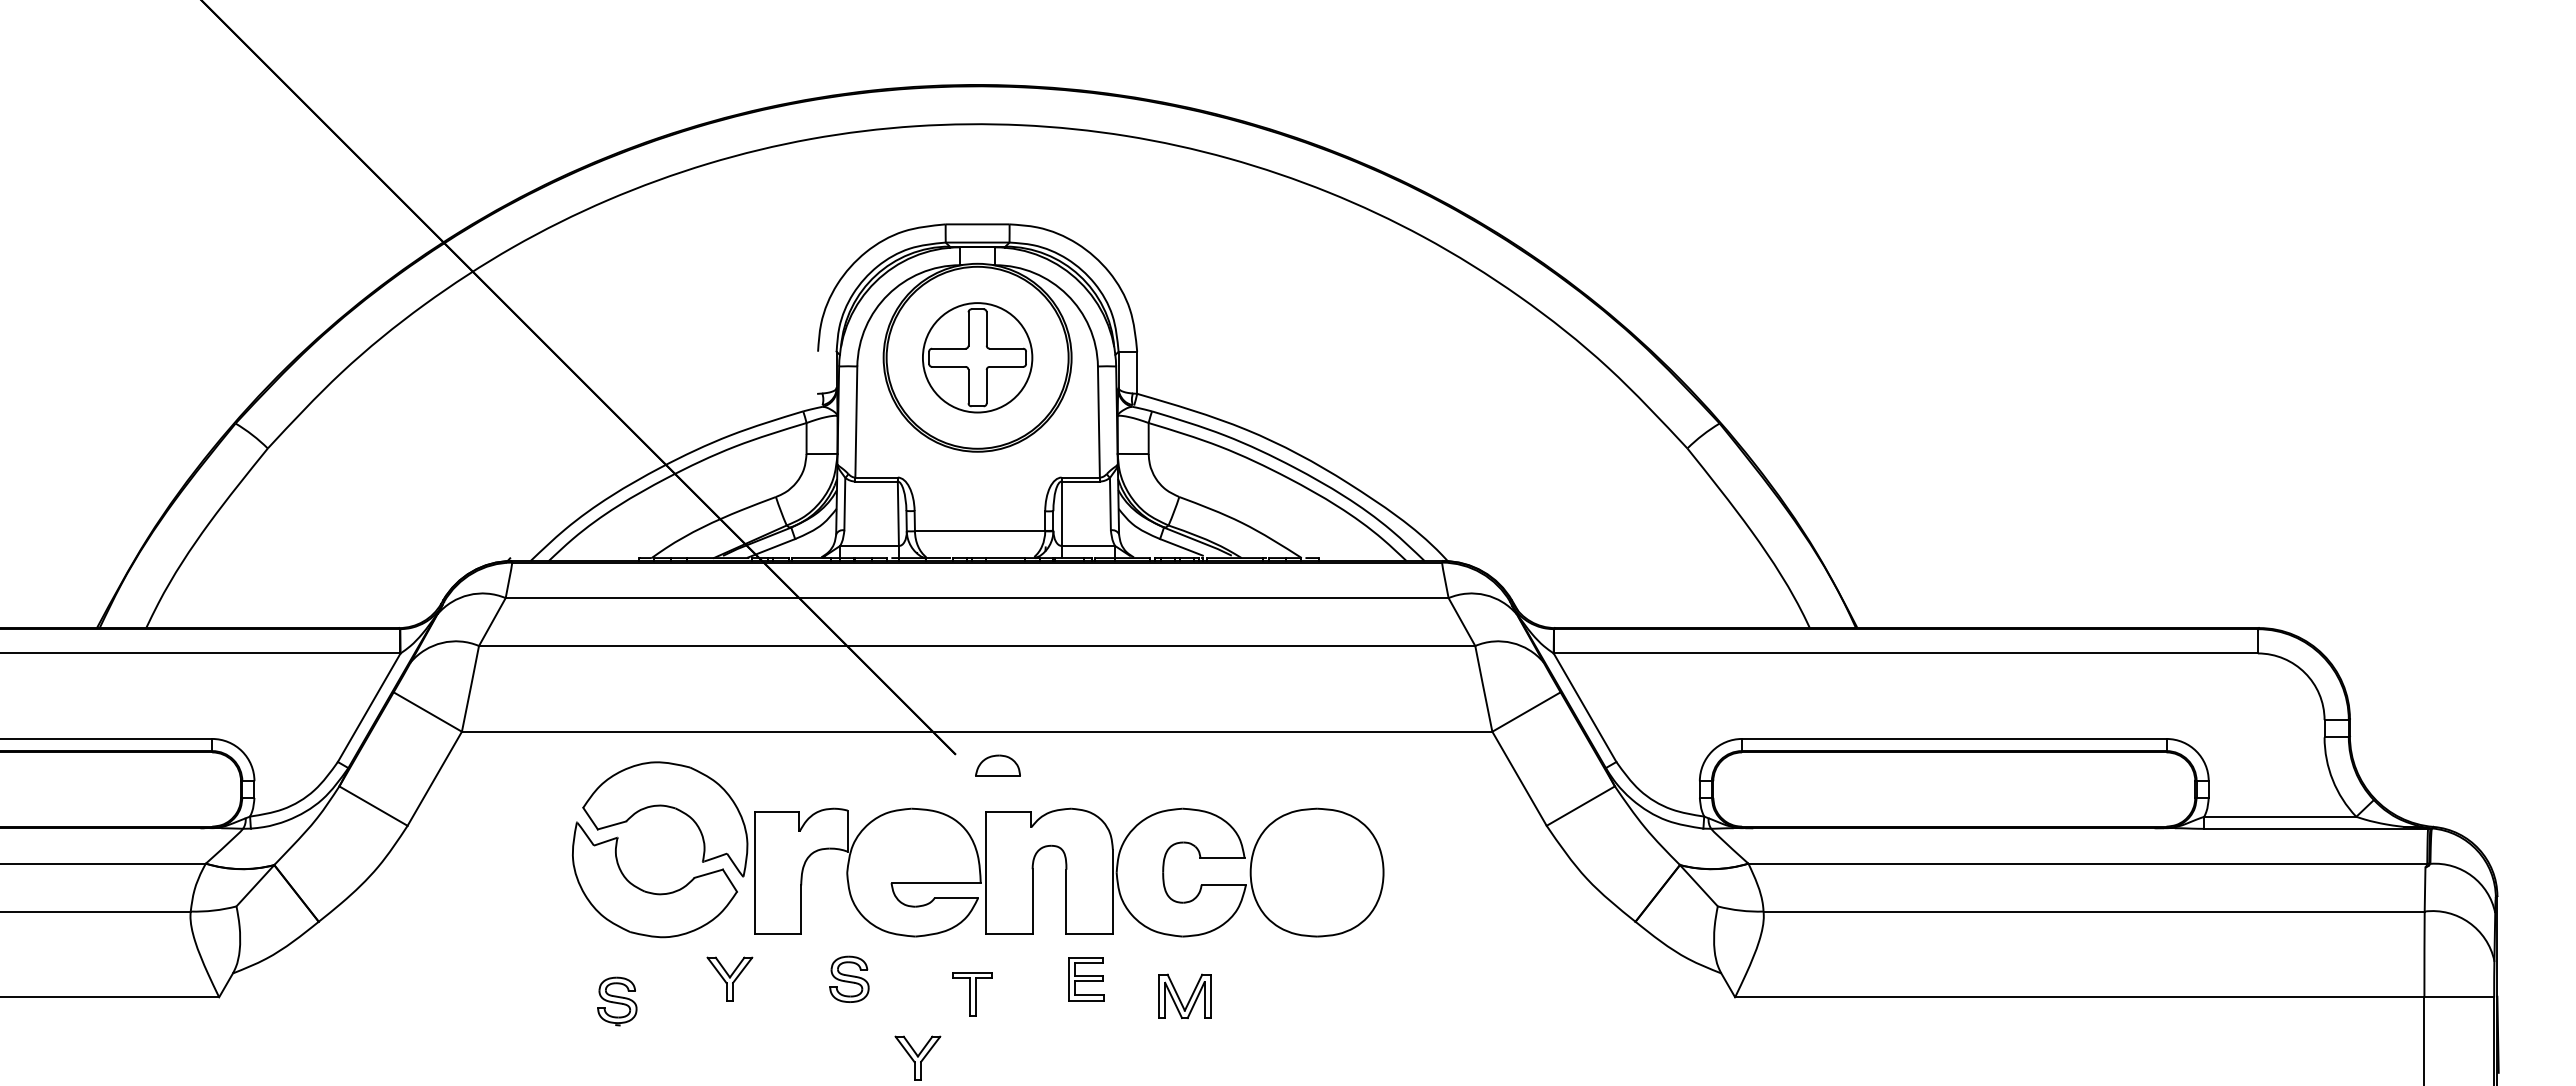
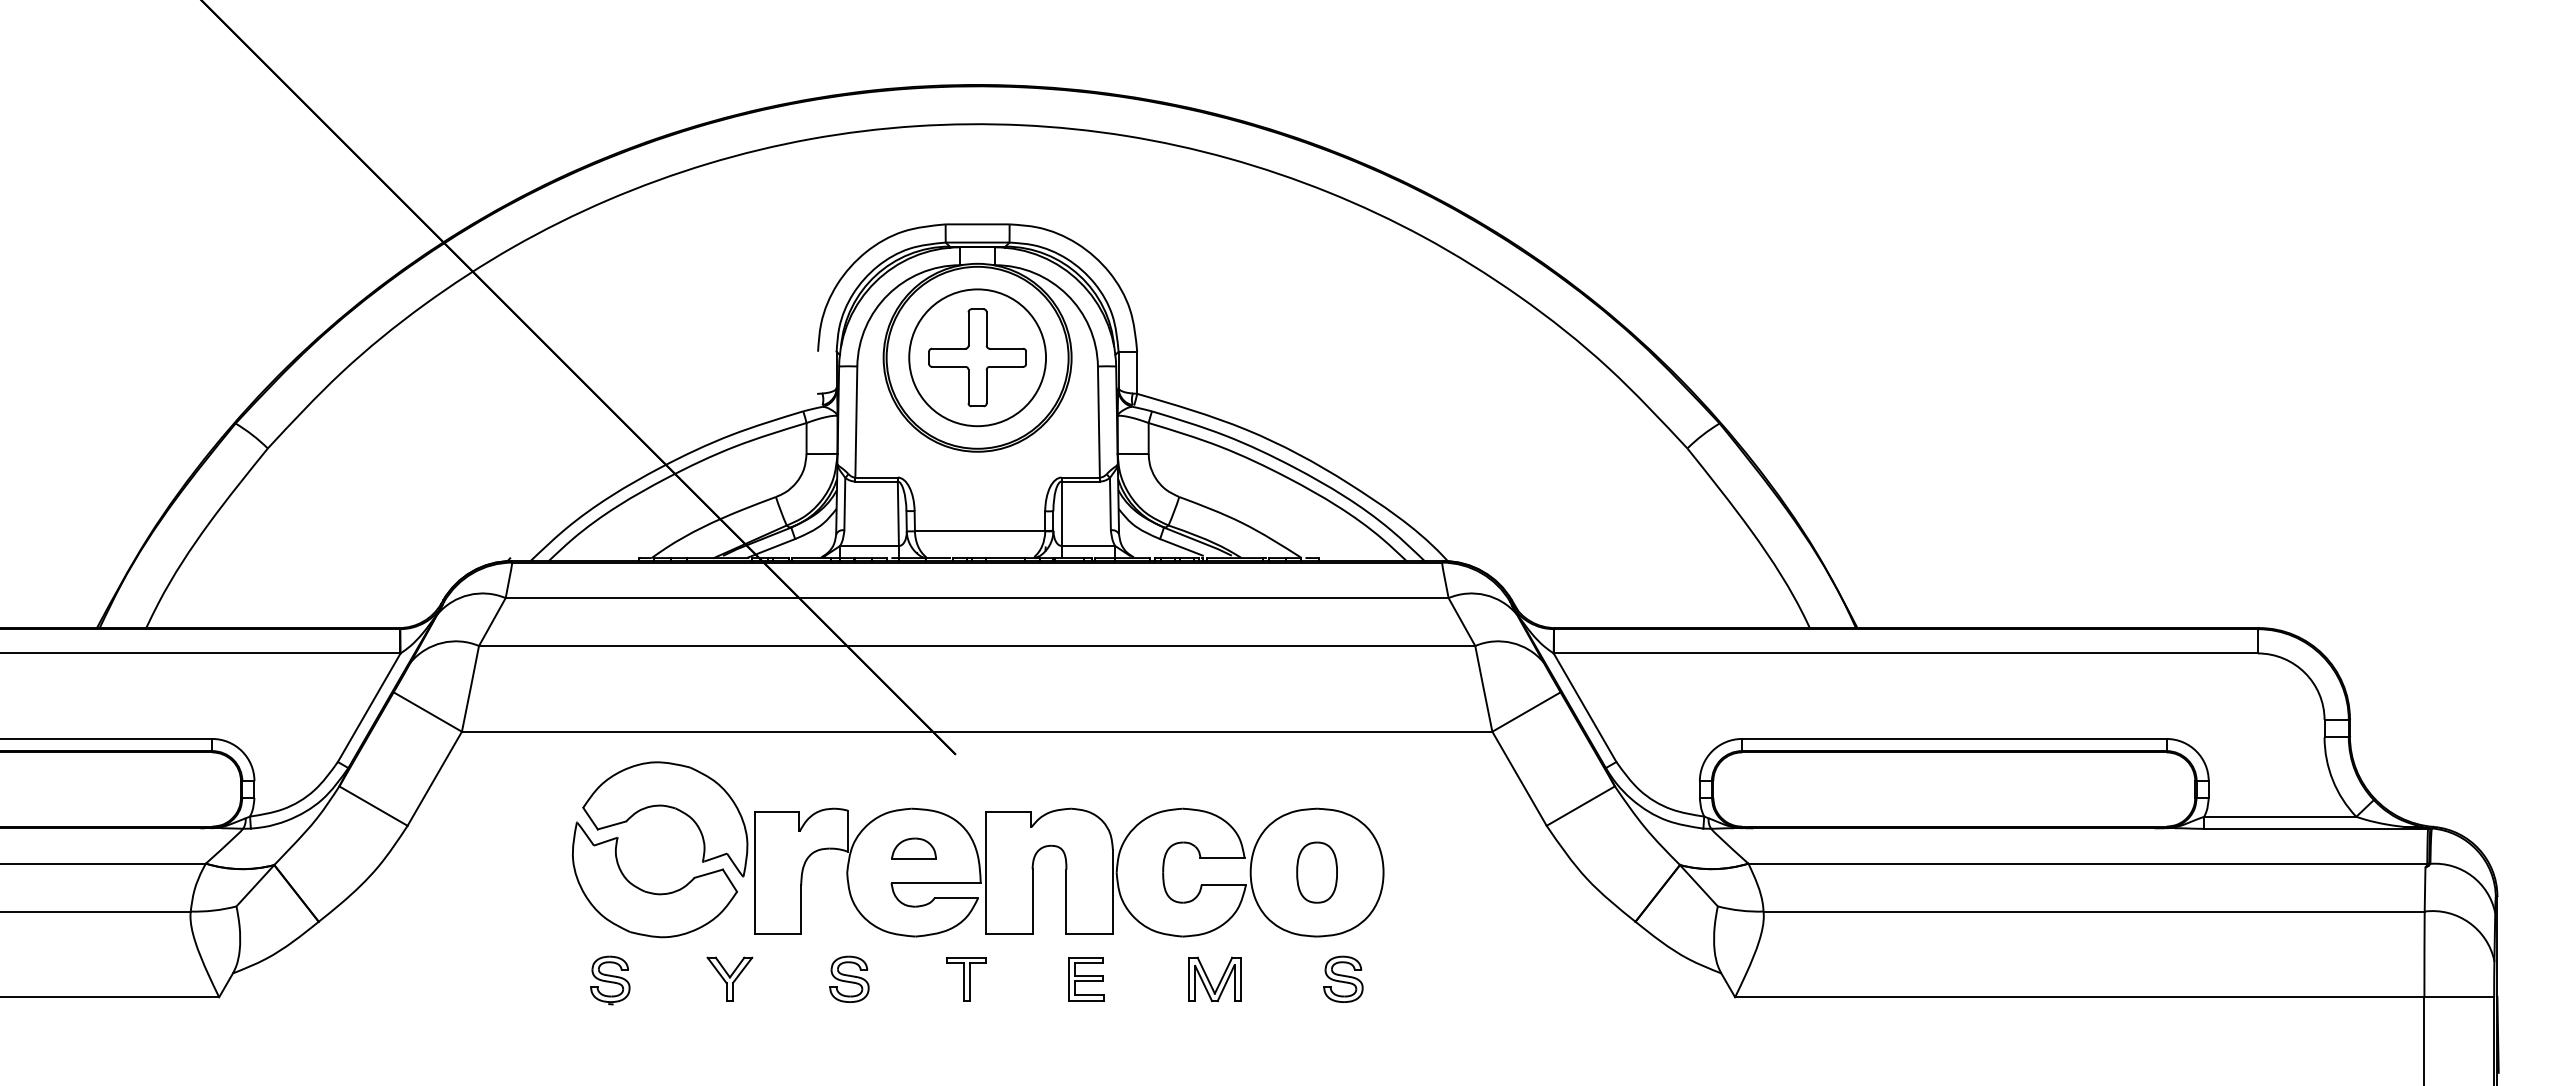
circle diameter: 109 px -> 137 px (977, 357)
part position: (997, 765) -> (913, 848) (913, 848)
part: none -> present (1316, 872)
part: none -> present (1343, 978)
part position: (972, 994) -> (966, 979) (966, 979)
part position: (1184, 996) -> (1214, 979) (1214, 979)
part position: (617, 1001) -> (610, 980) (610, 980)
part: present -> none (917, 1057)
